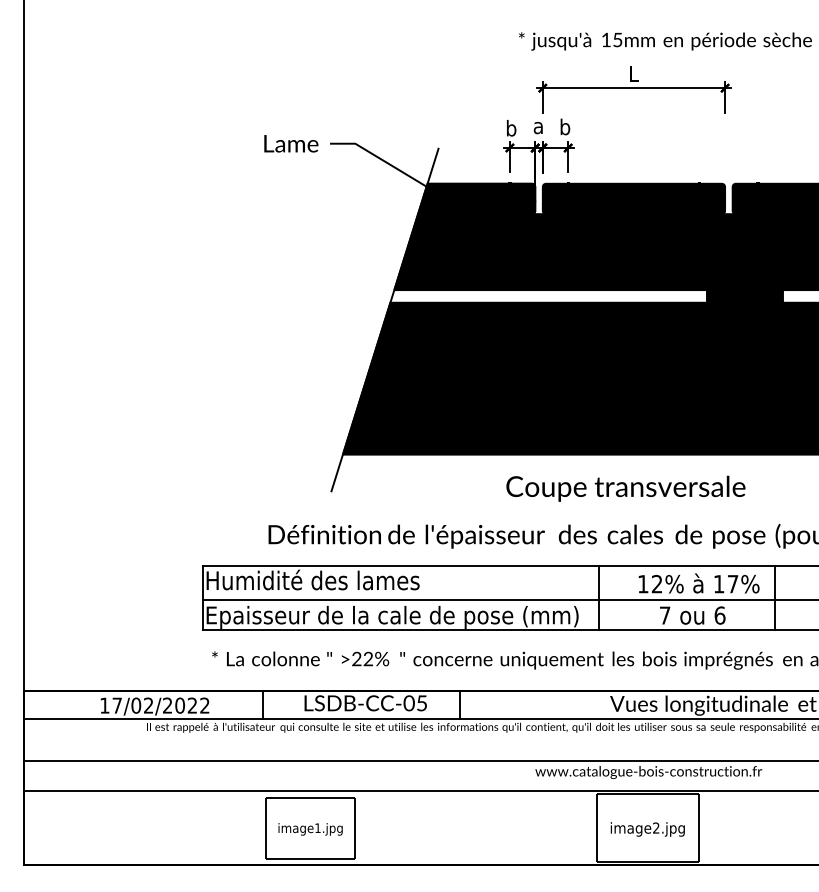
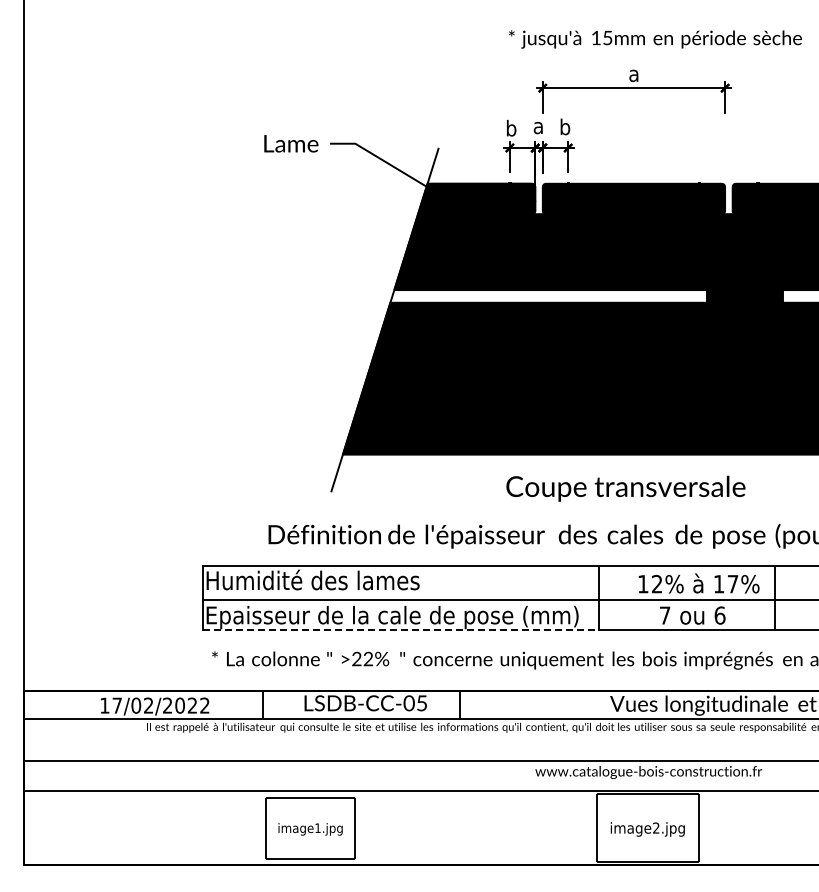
text position: (665, 41) -> (655, 39) (655, 39)
text: L -> a (633, 73)
line: solid -> dashed (400, 630)
